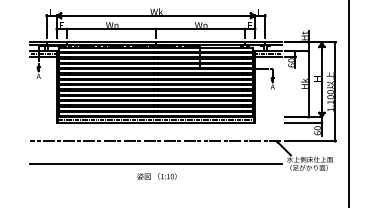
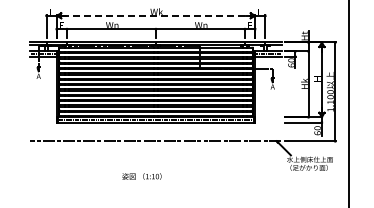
line: solid -> dashed (155, 15)
line: present -> none (155, 163)
text position: (156, 176) -> (141, 176) (141, 176)
